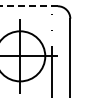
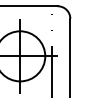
line: dashed -> solid (29, 6)
